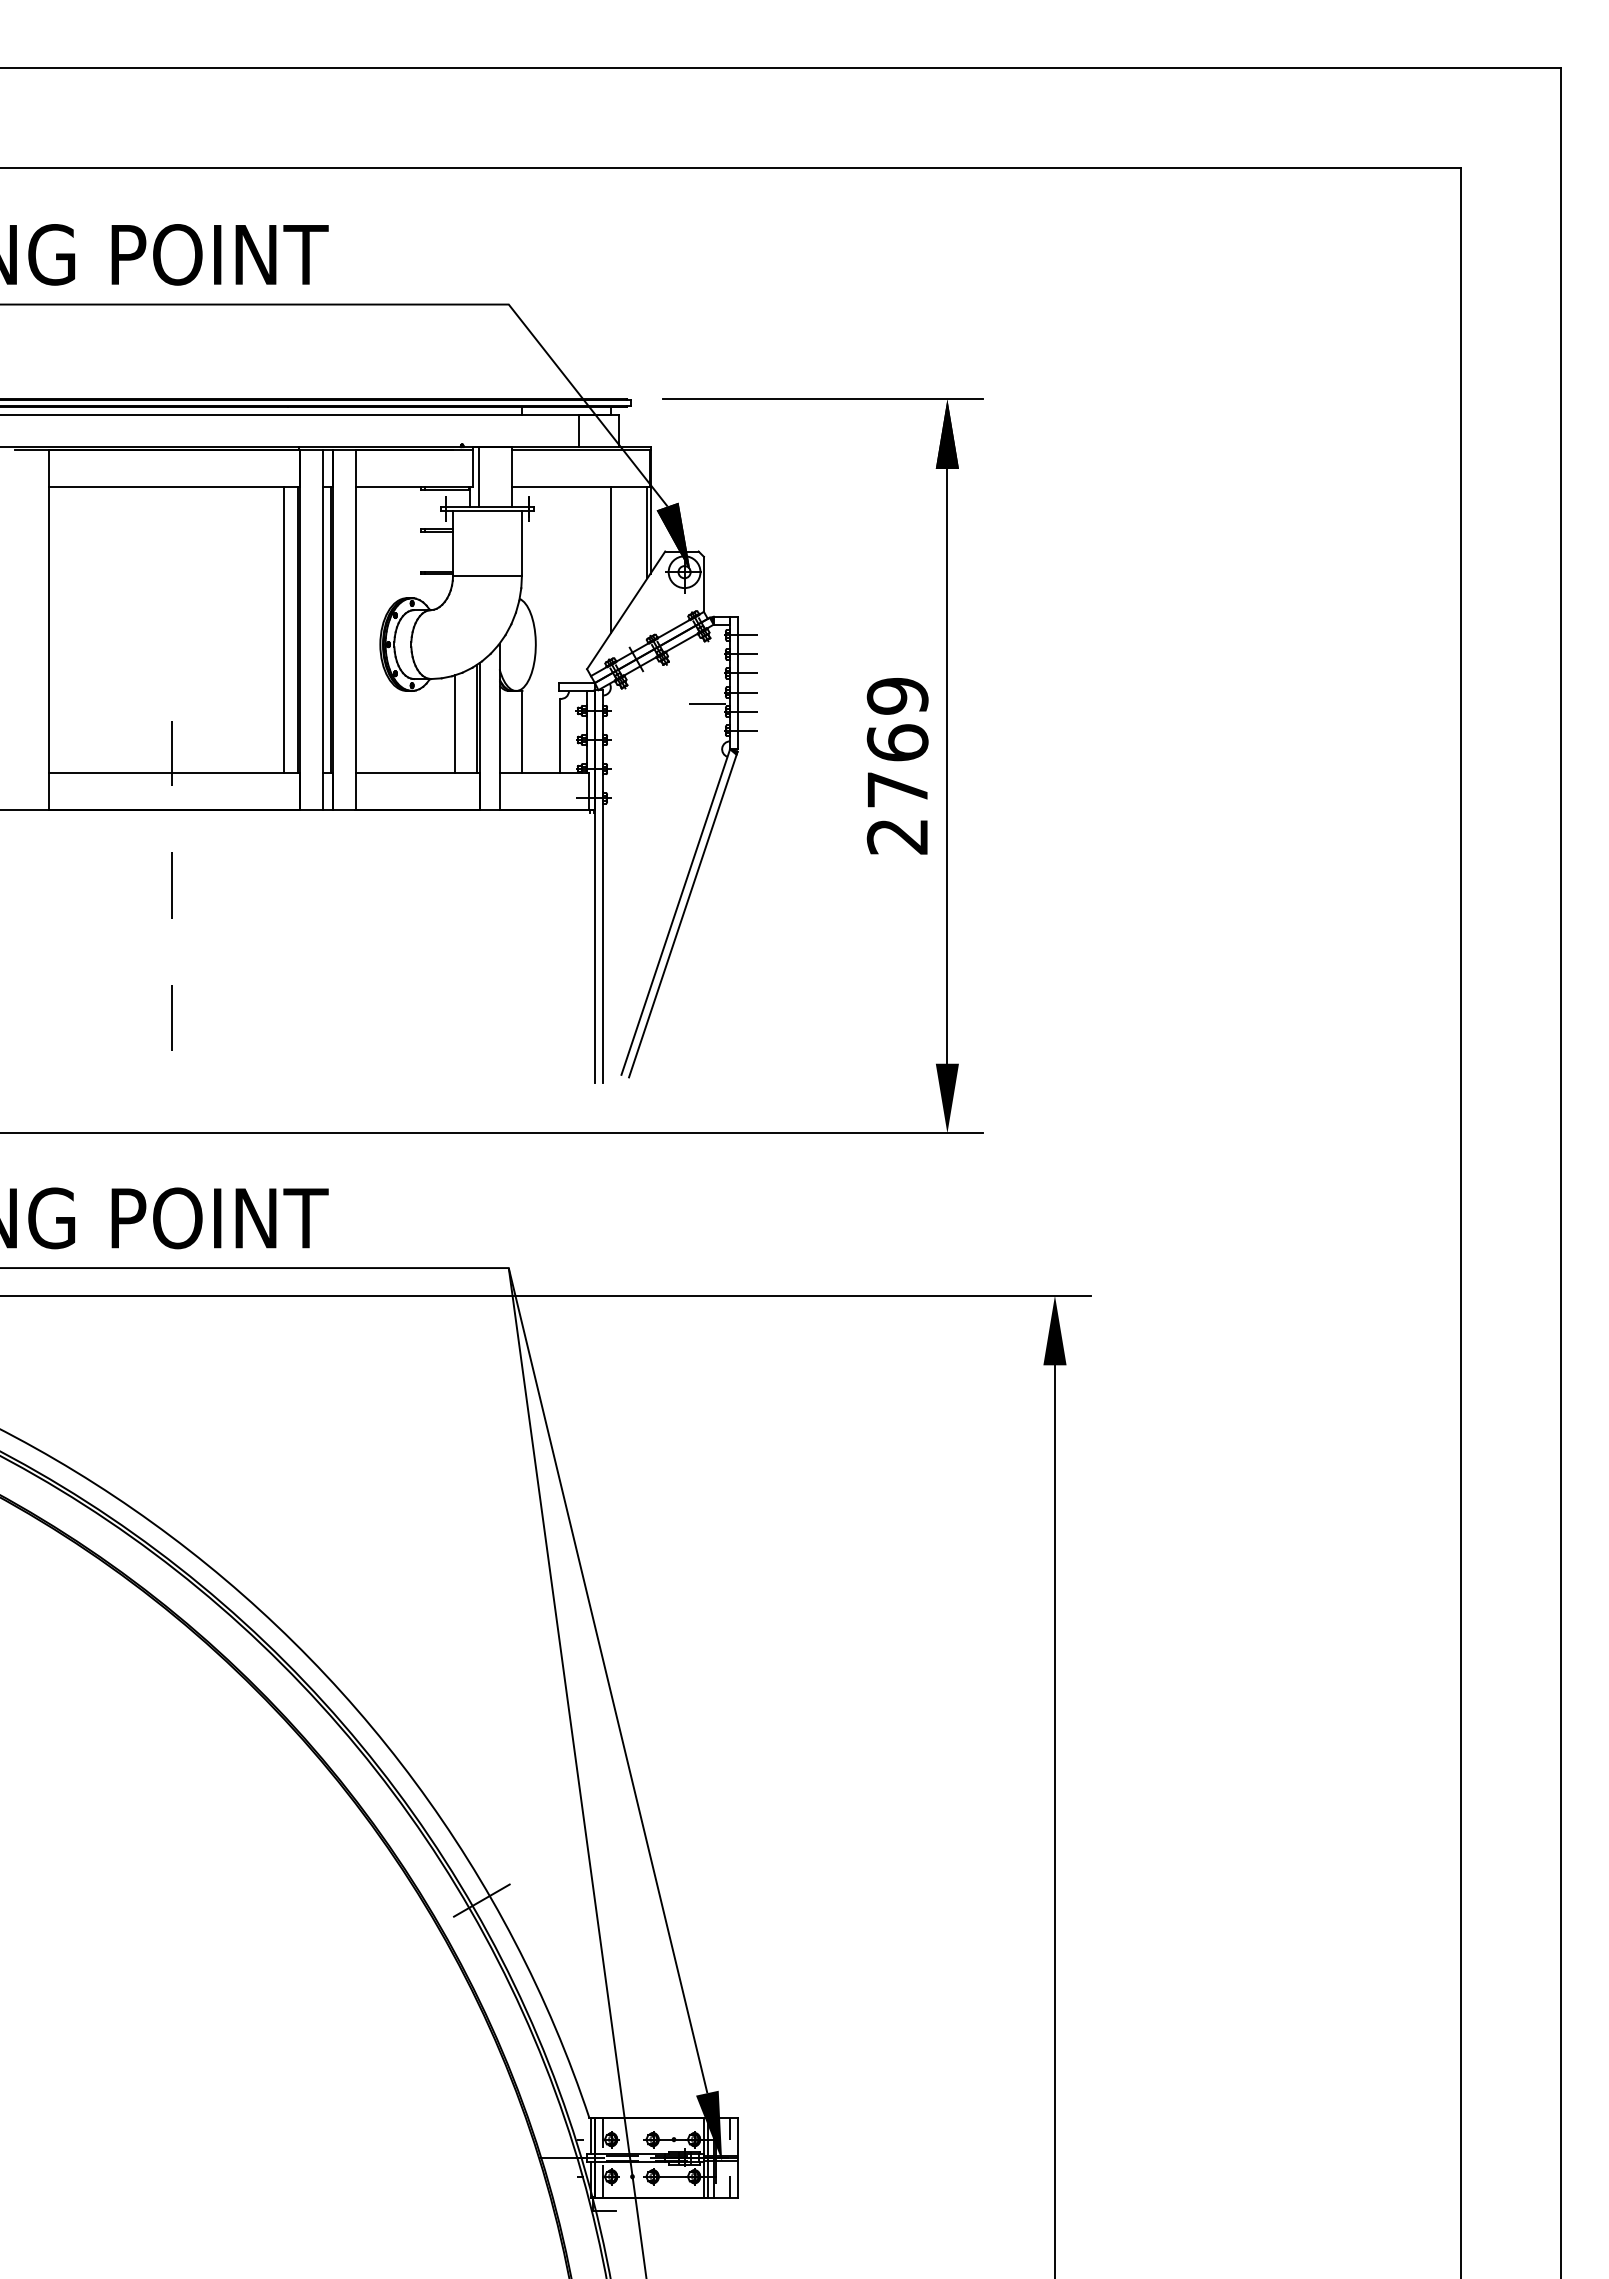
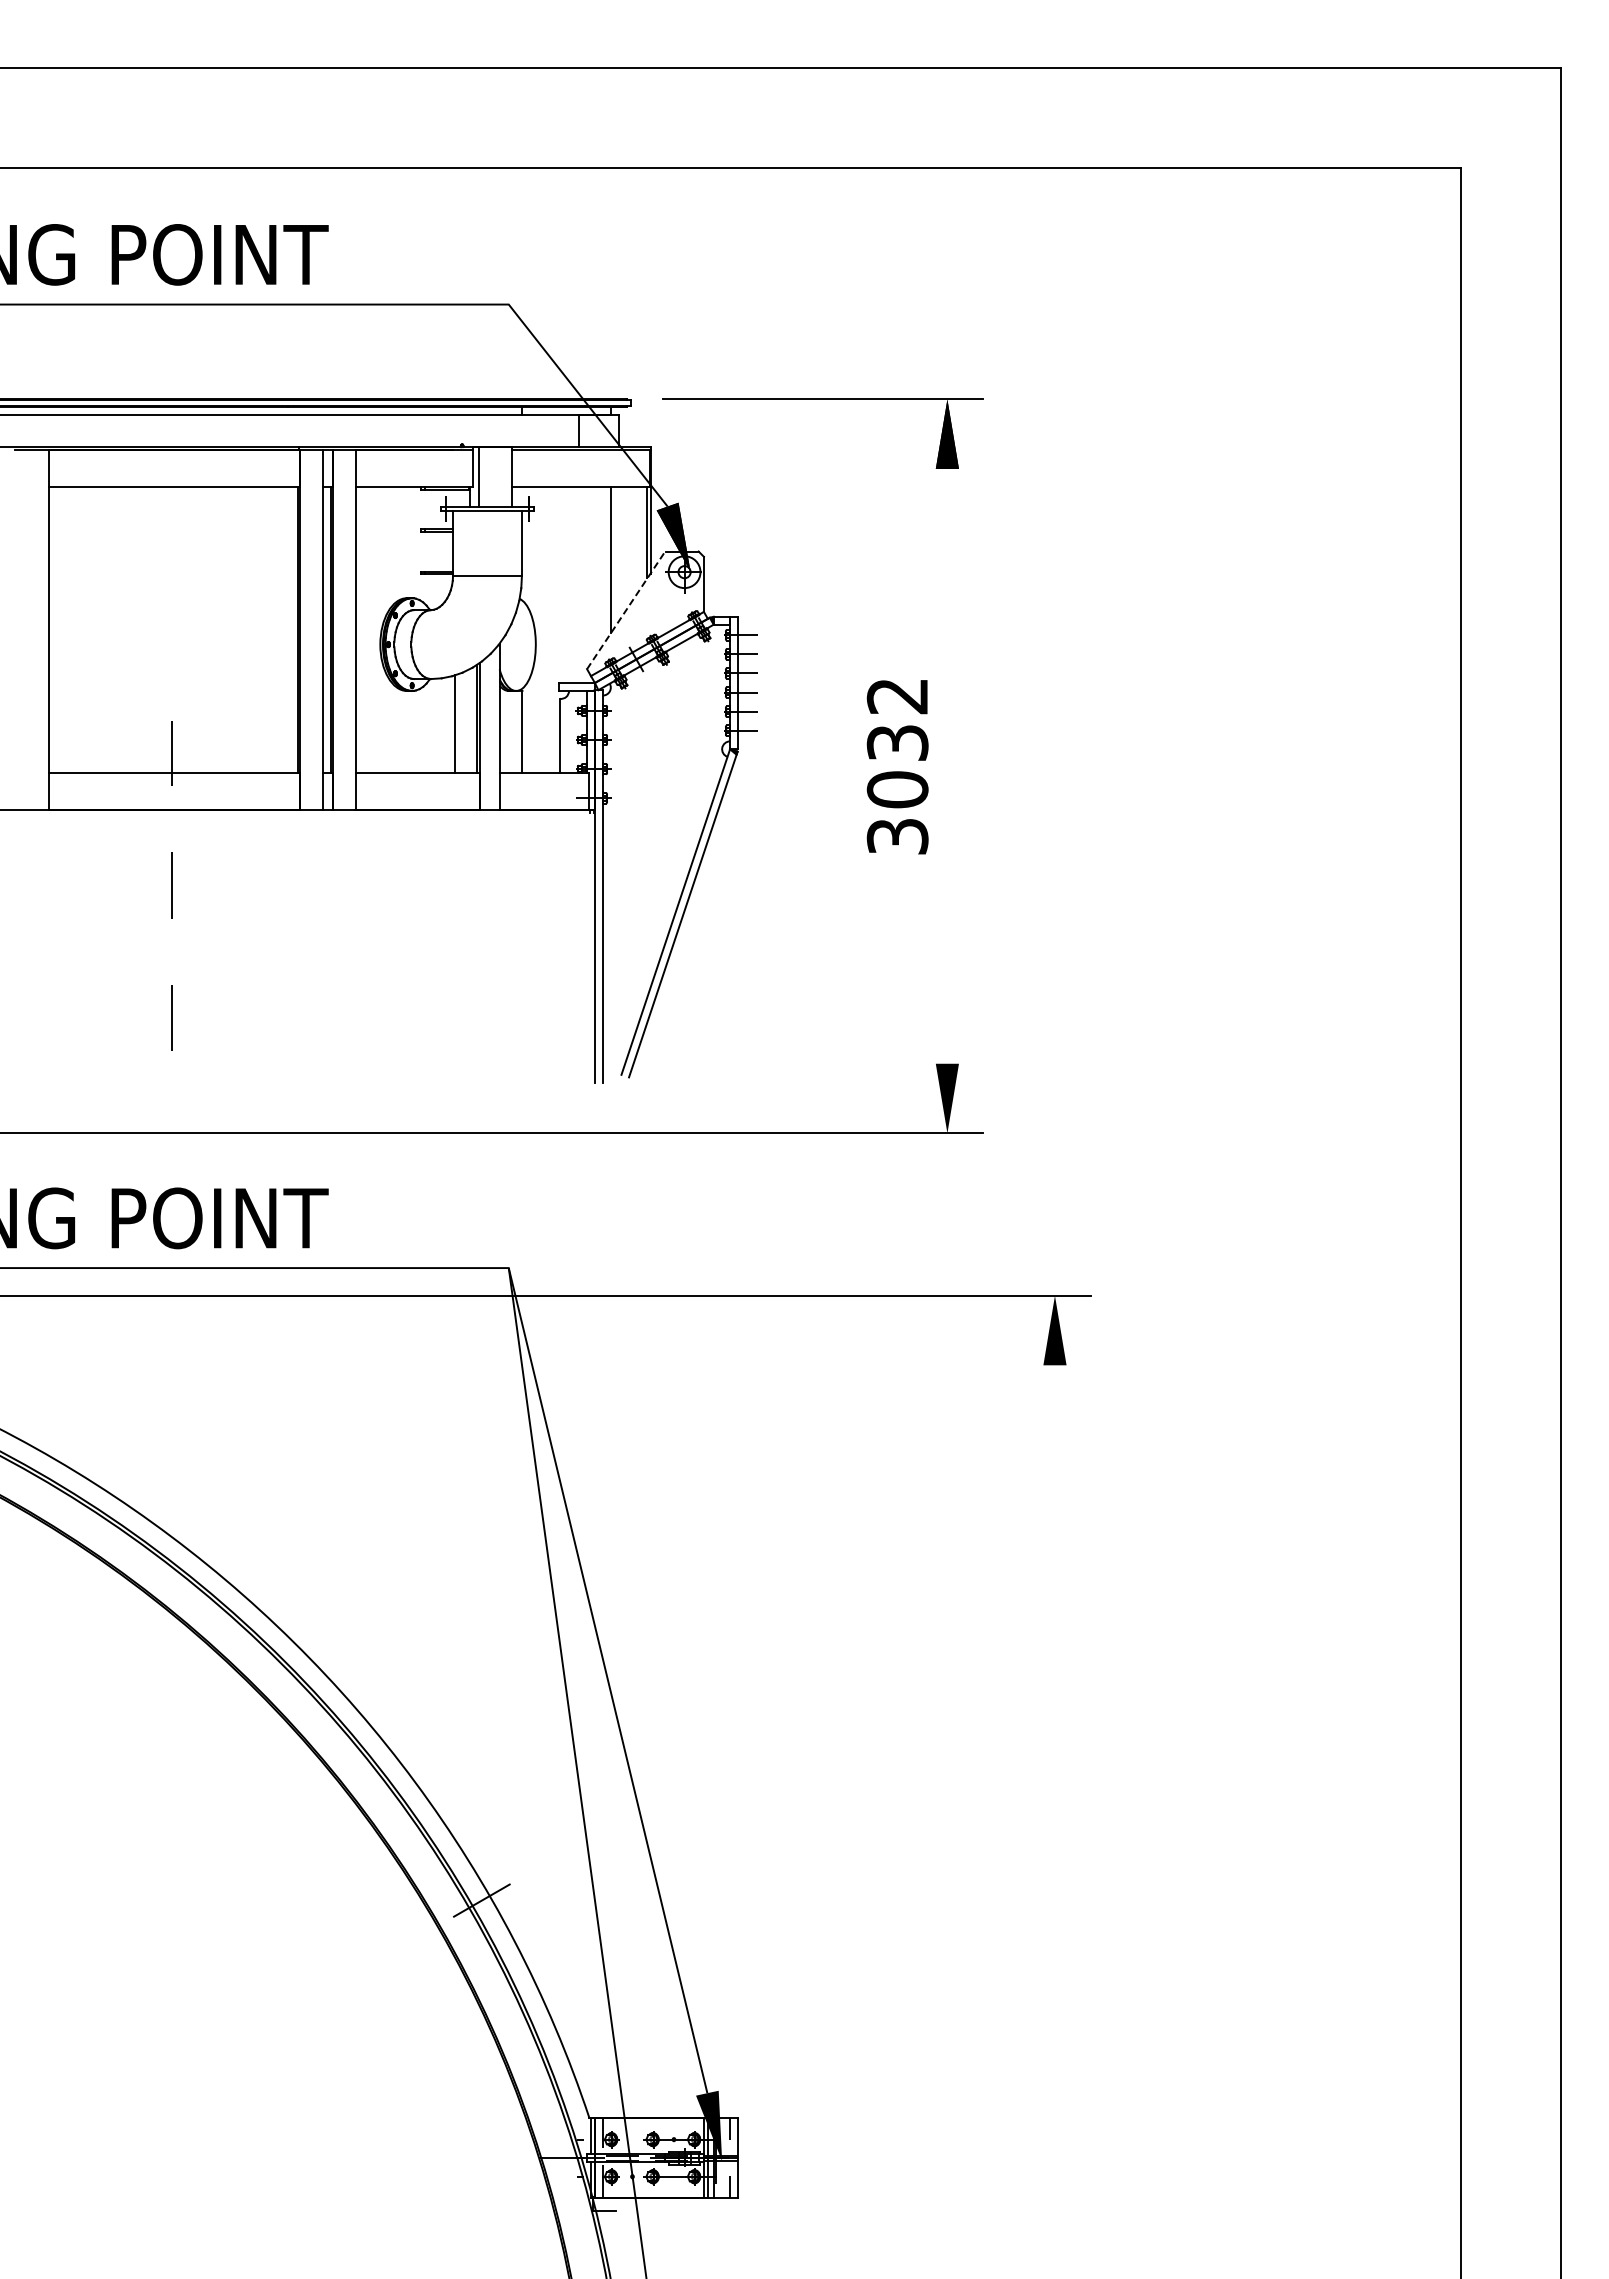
line: solid -> dashed (626, 610)
line: present -> none (284, 630)
line: present -> none (707, 703)
text: 2769 -> 3032 (897, 766)
line: present -> none (947, 766)
line: present -> none (1054, 1820)
